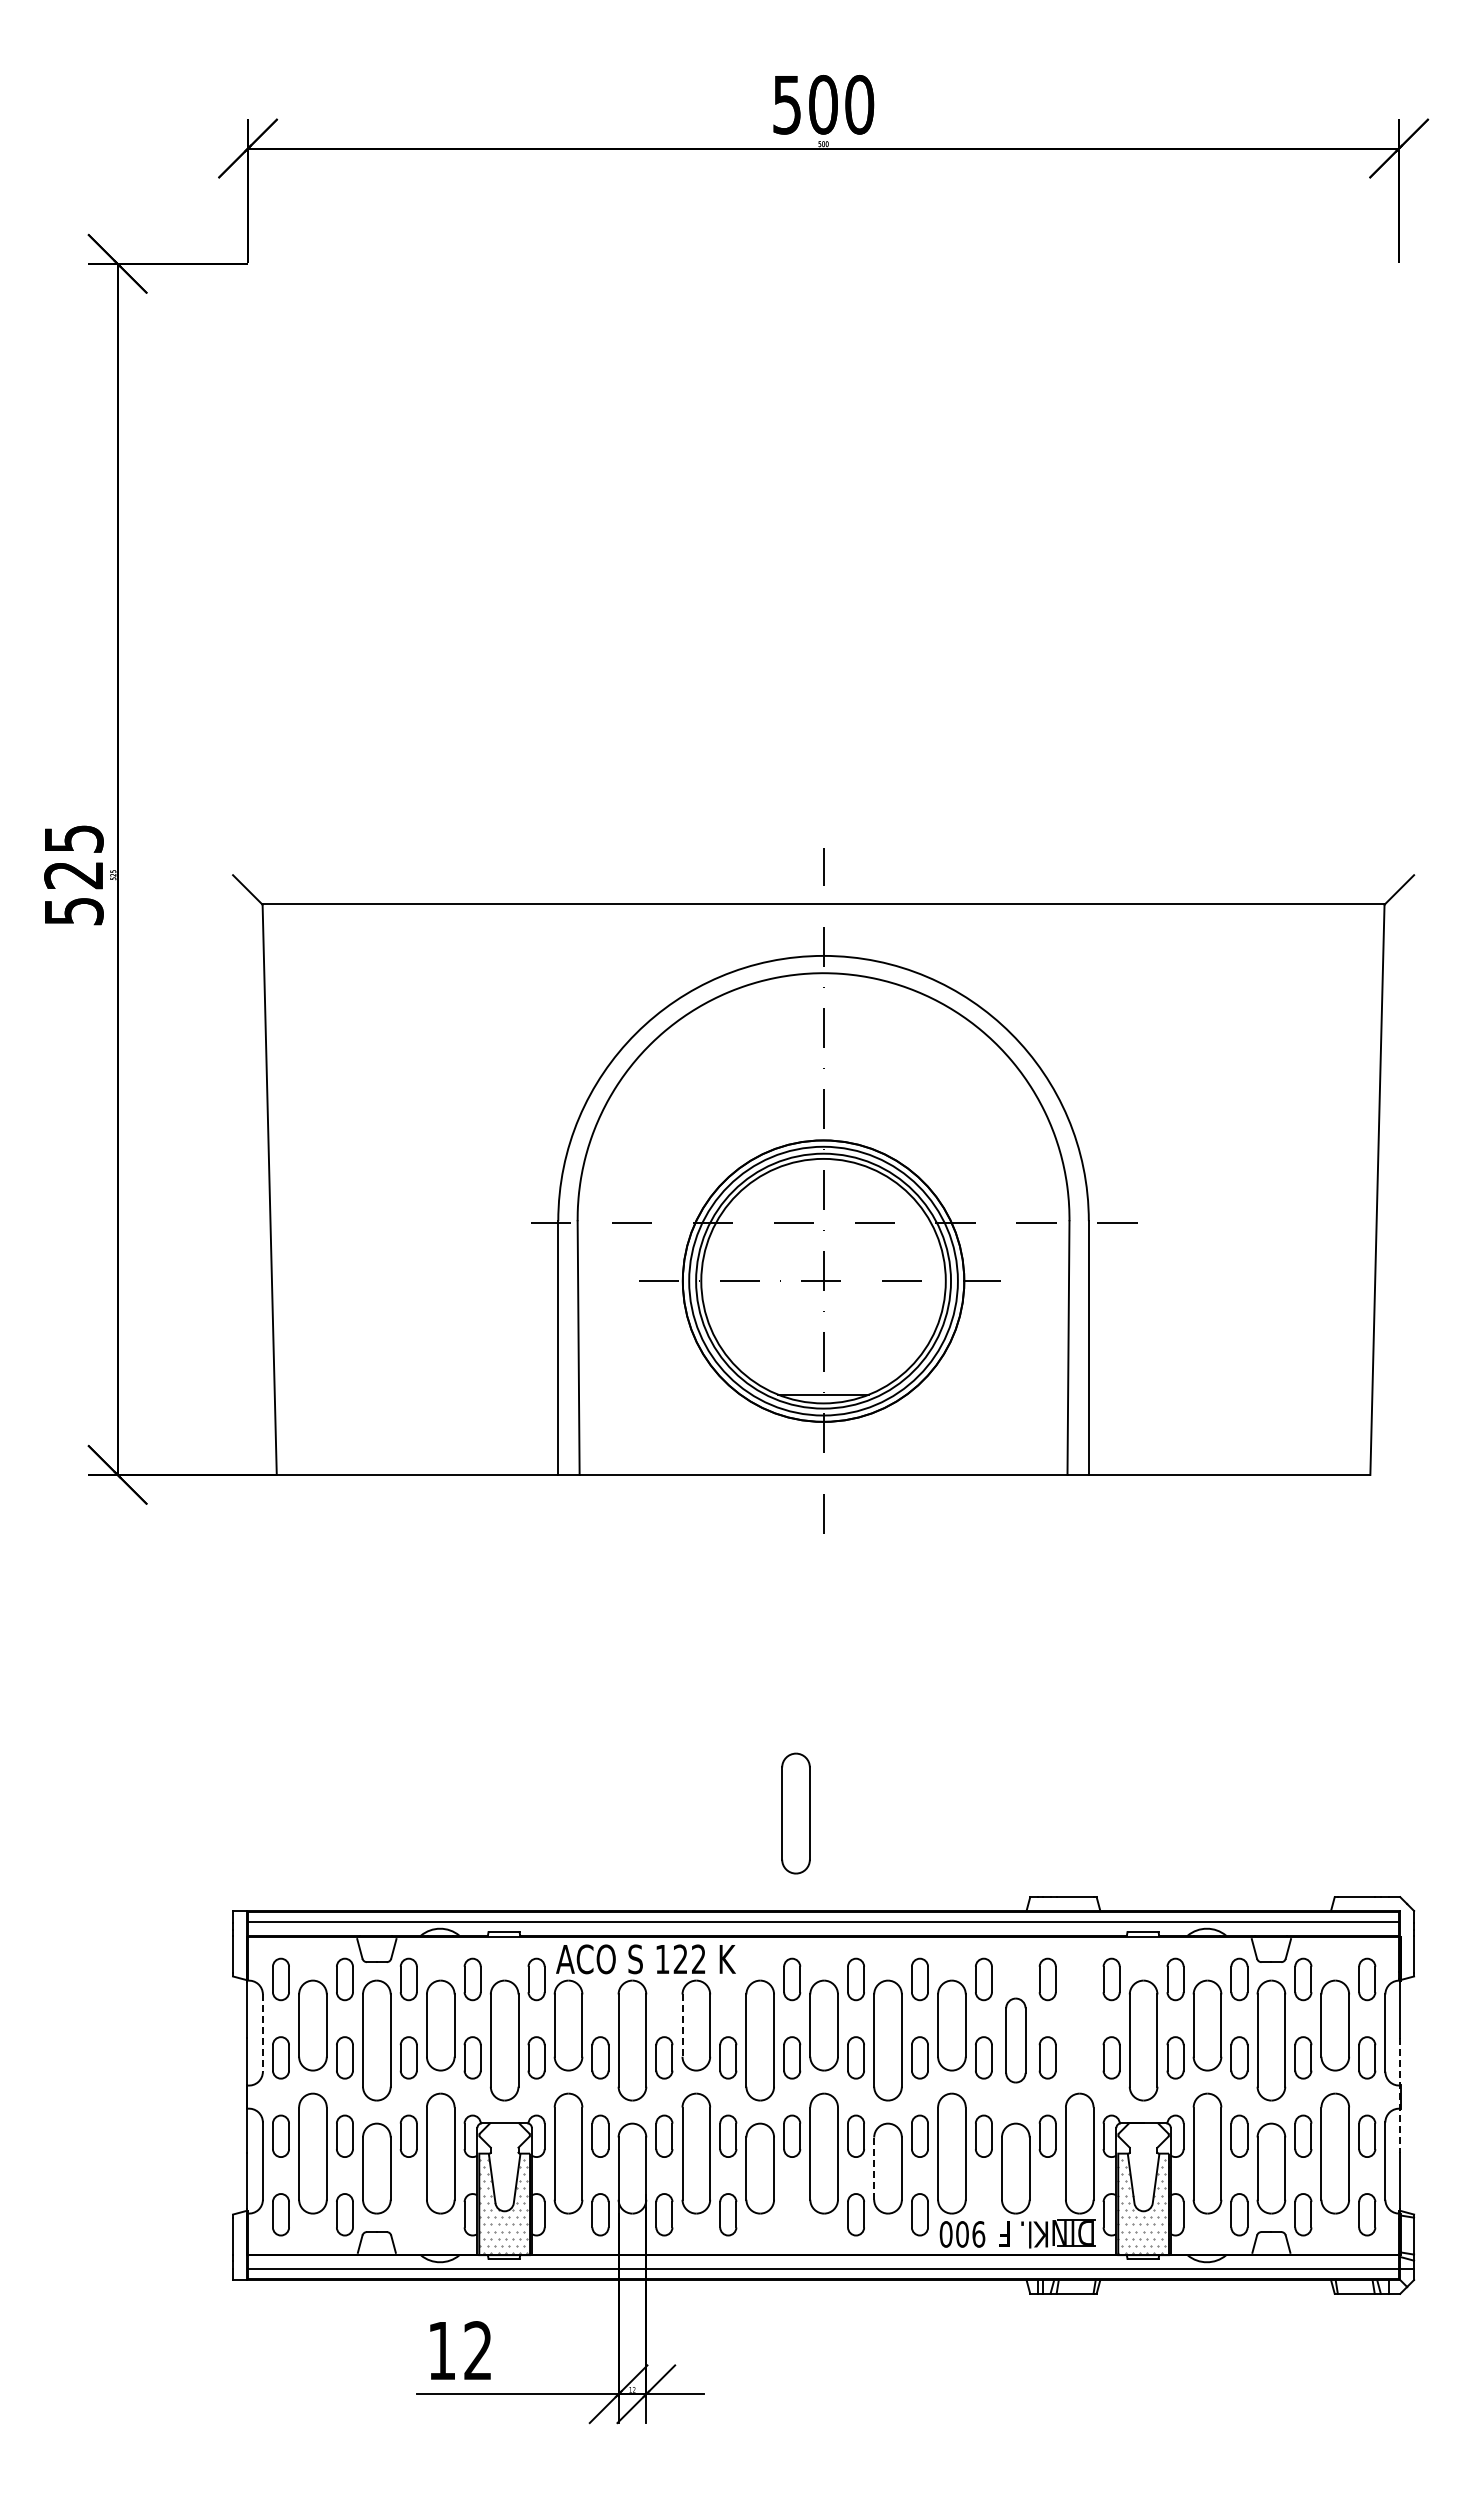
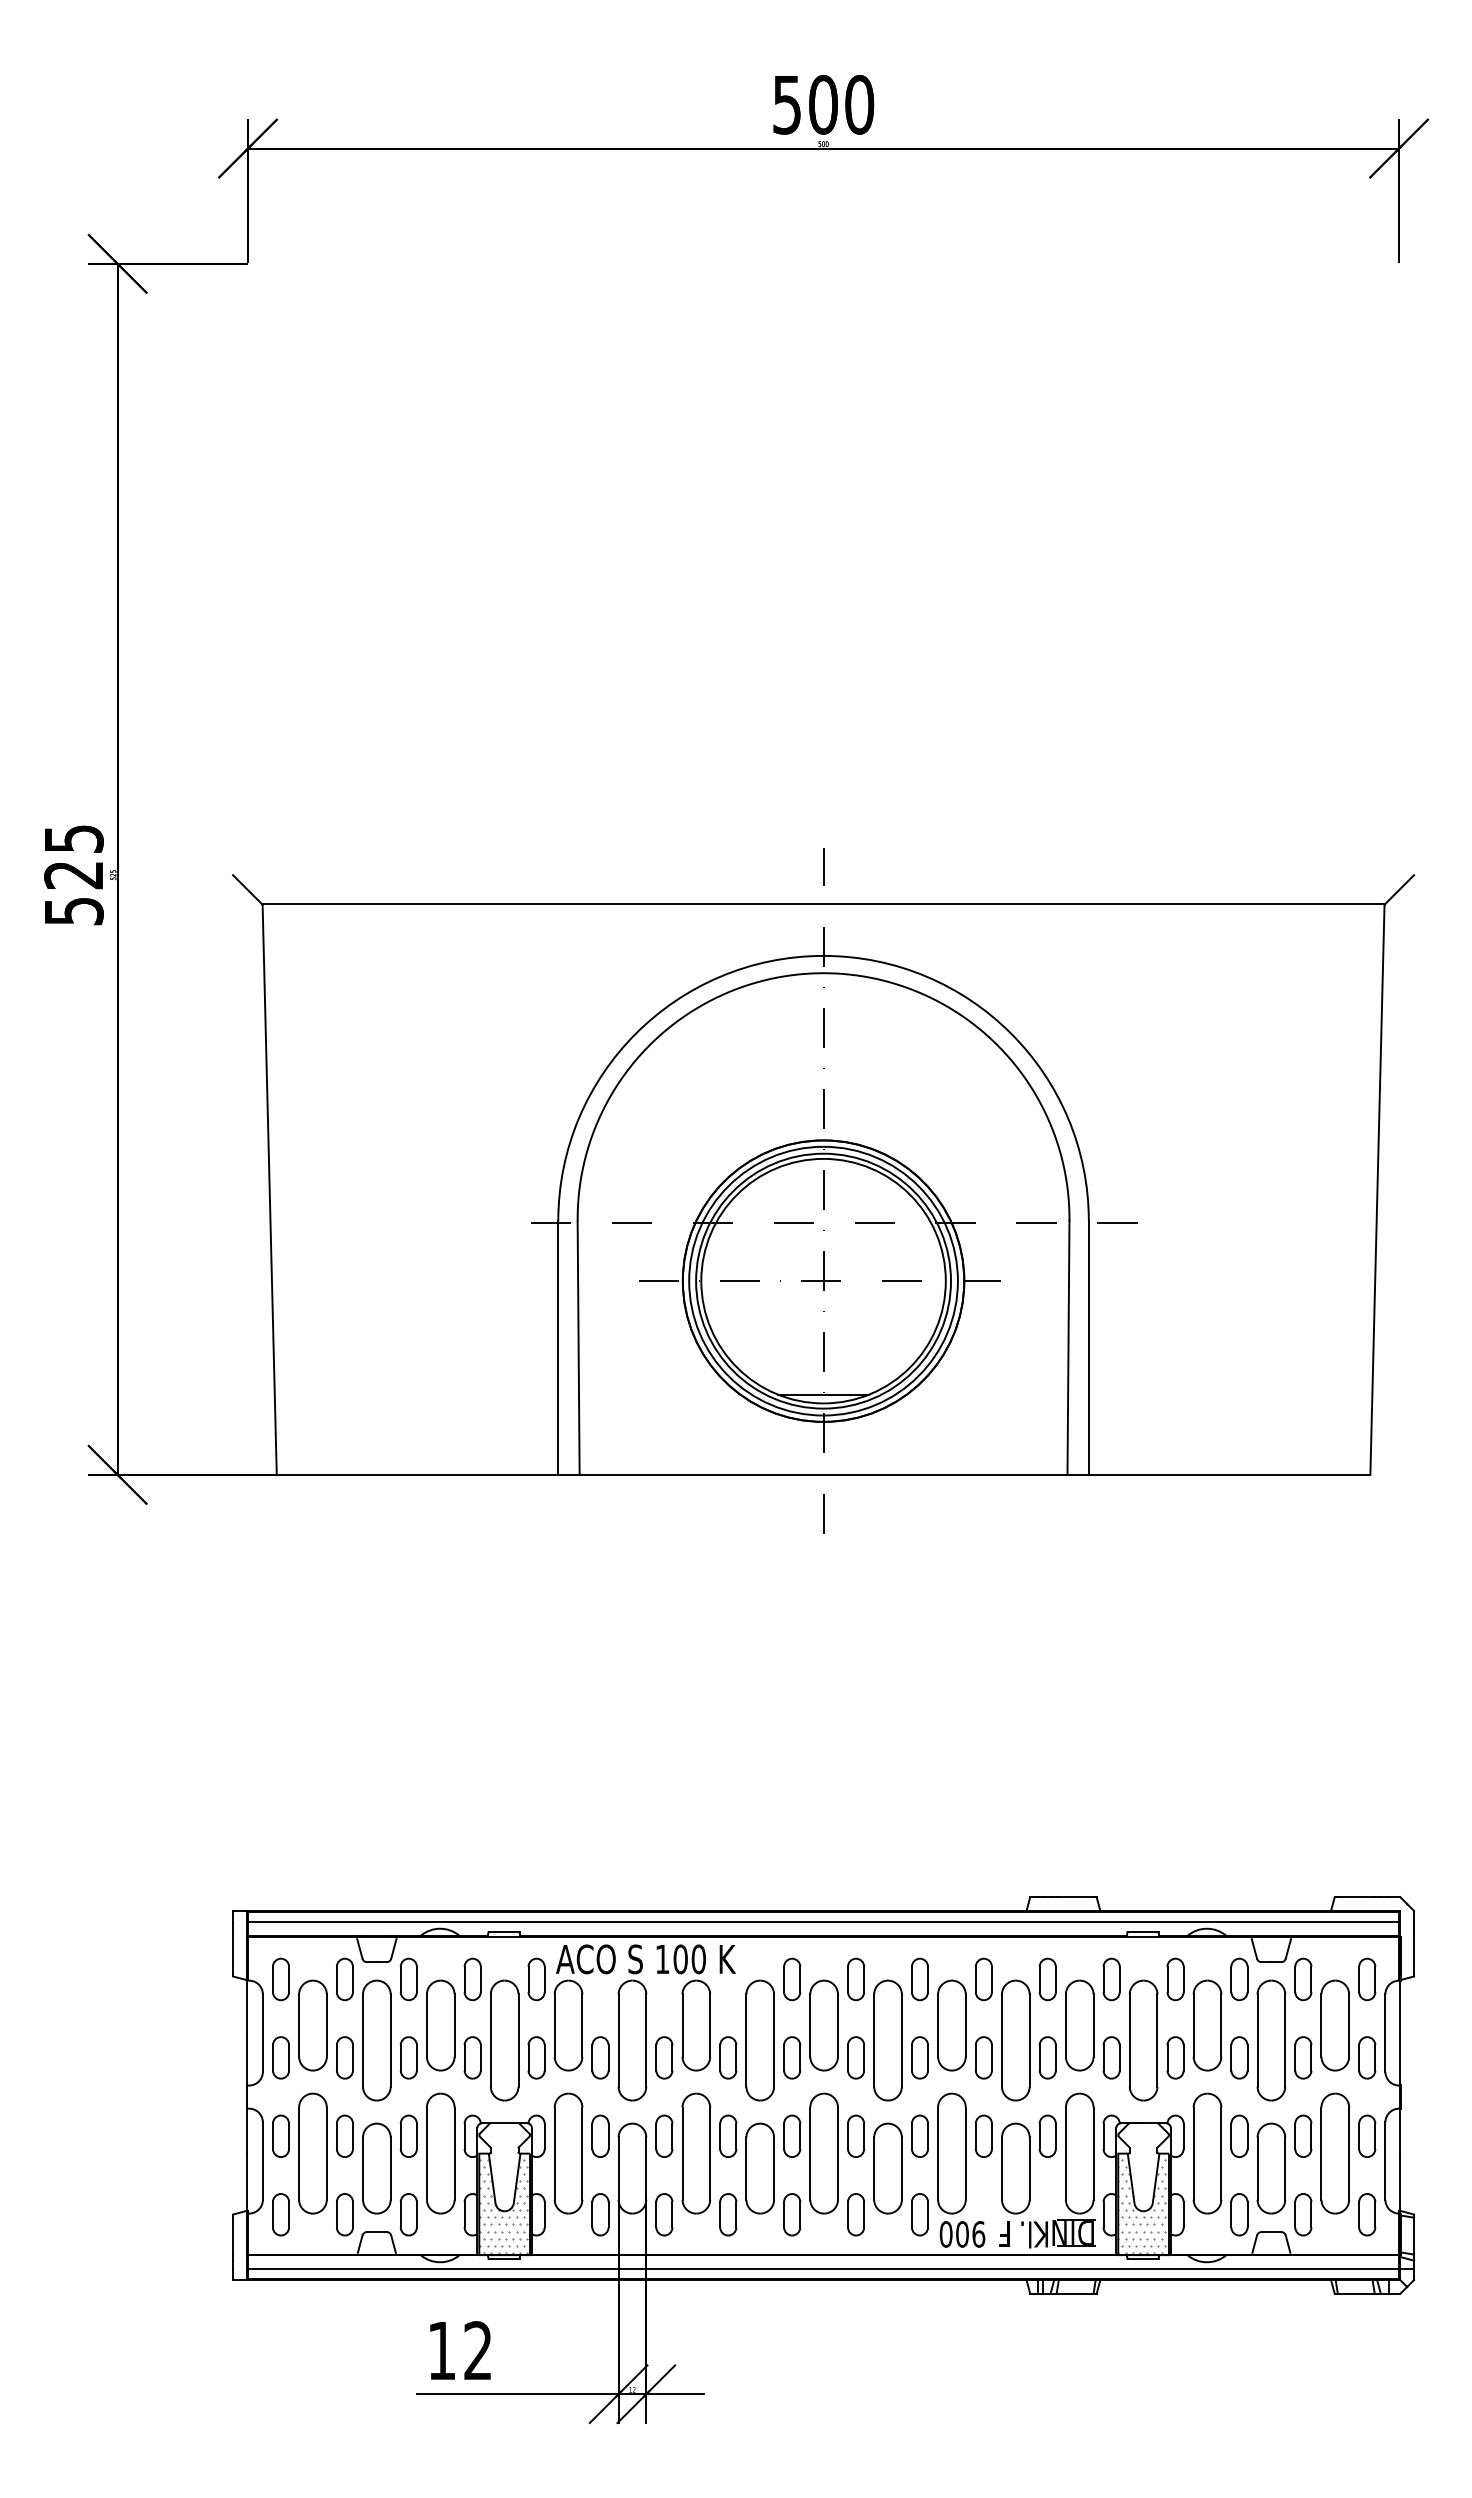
part: present -> none (795, 1813)
text: 122 -> 100 (689, 1959)
part: none -> present (1079, 2025)
line: dashed -> solid (682, 2026)
line: dashed -> solid (262, 2033)
part size: 22x87 px -> 30x123 px (1015, 2040)
line: dashed -> solid (1400, 2096)
line: dashed -> solid (874, 2168)
part: none -> present (408, 2214)
part: none -> present (792, 2214)
